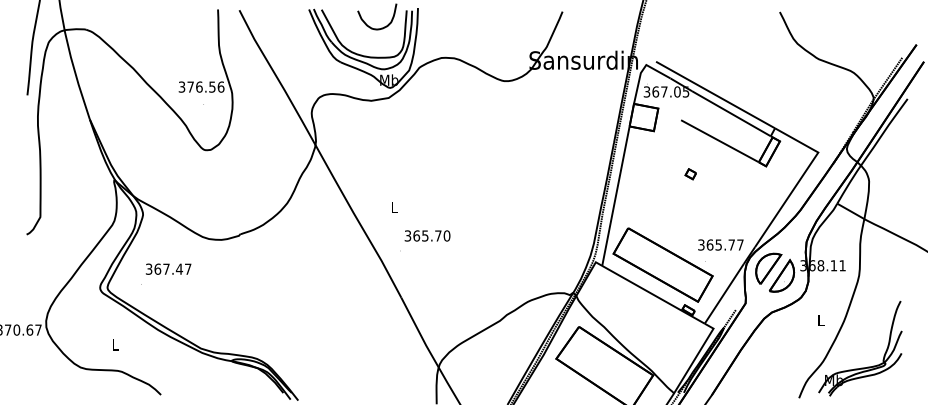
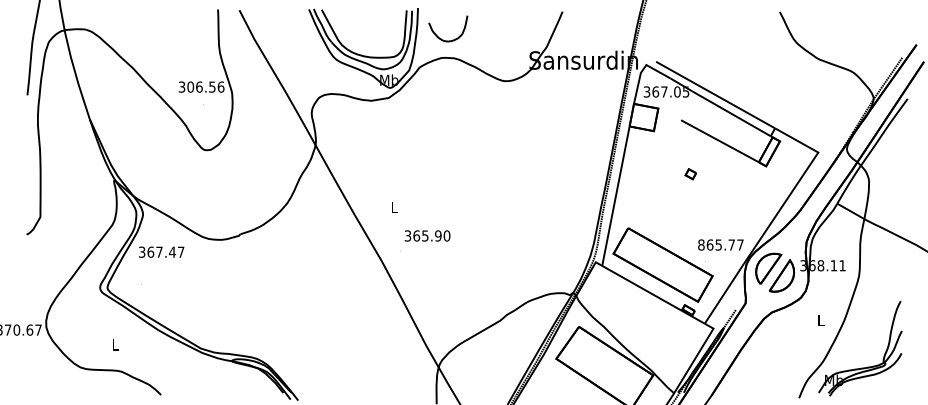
curve position: (381, 27) -> (452, 39) (452, 39)
text: 376.56 -> 306.56 (190, 86)
text: 365.70 -> 365.90 (438, 235)
text: 365.77 -> 865.77 (701, 244)
text position: (168, 268) -> (161, 251) (161, 251)
